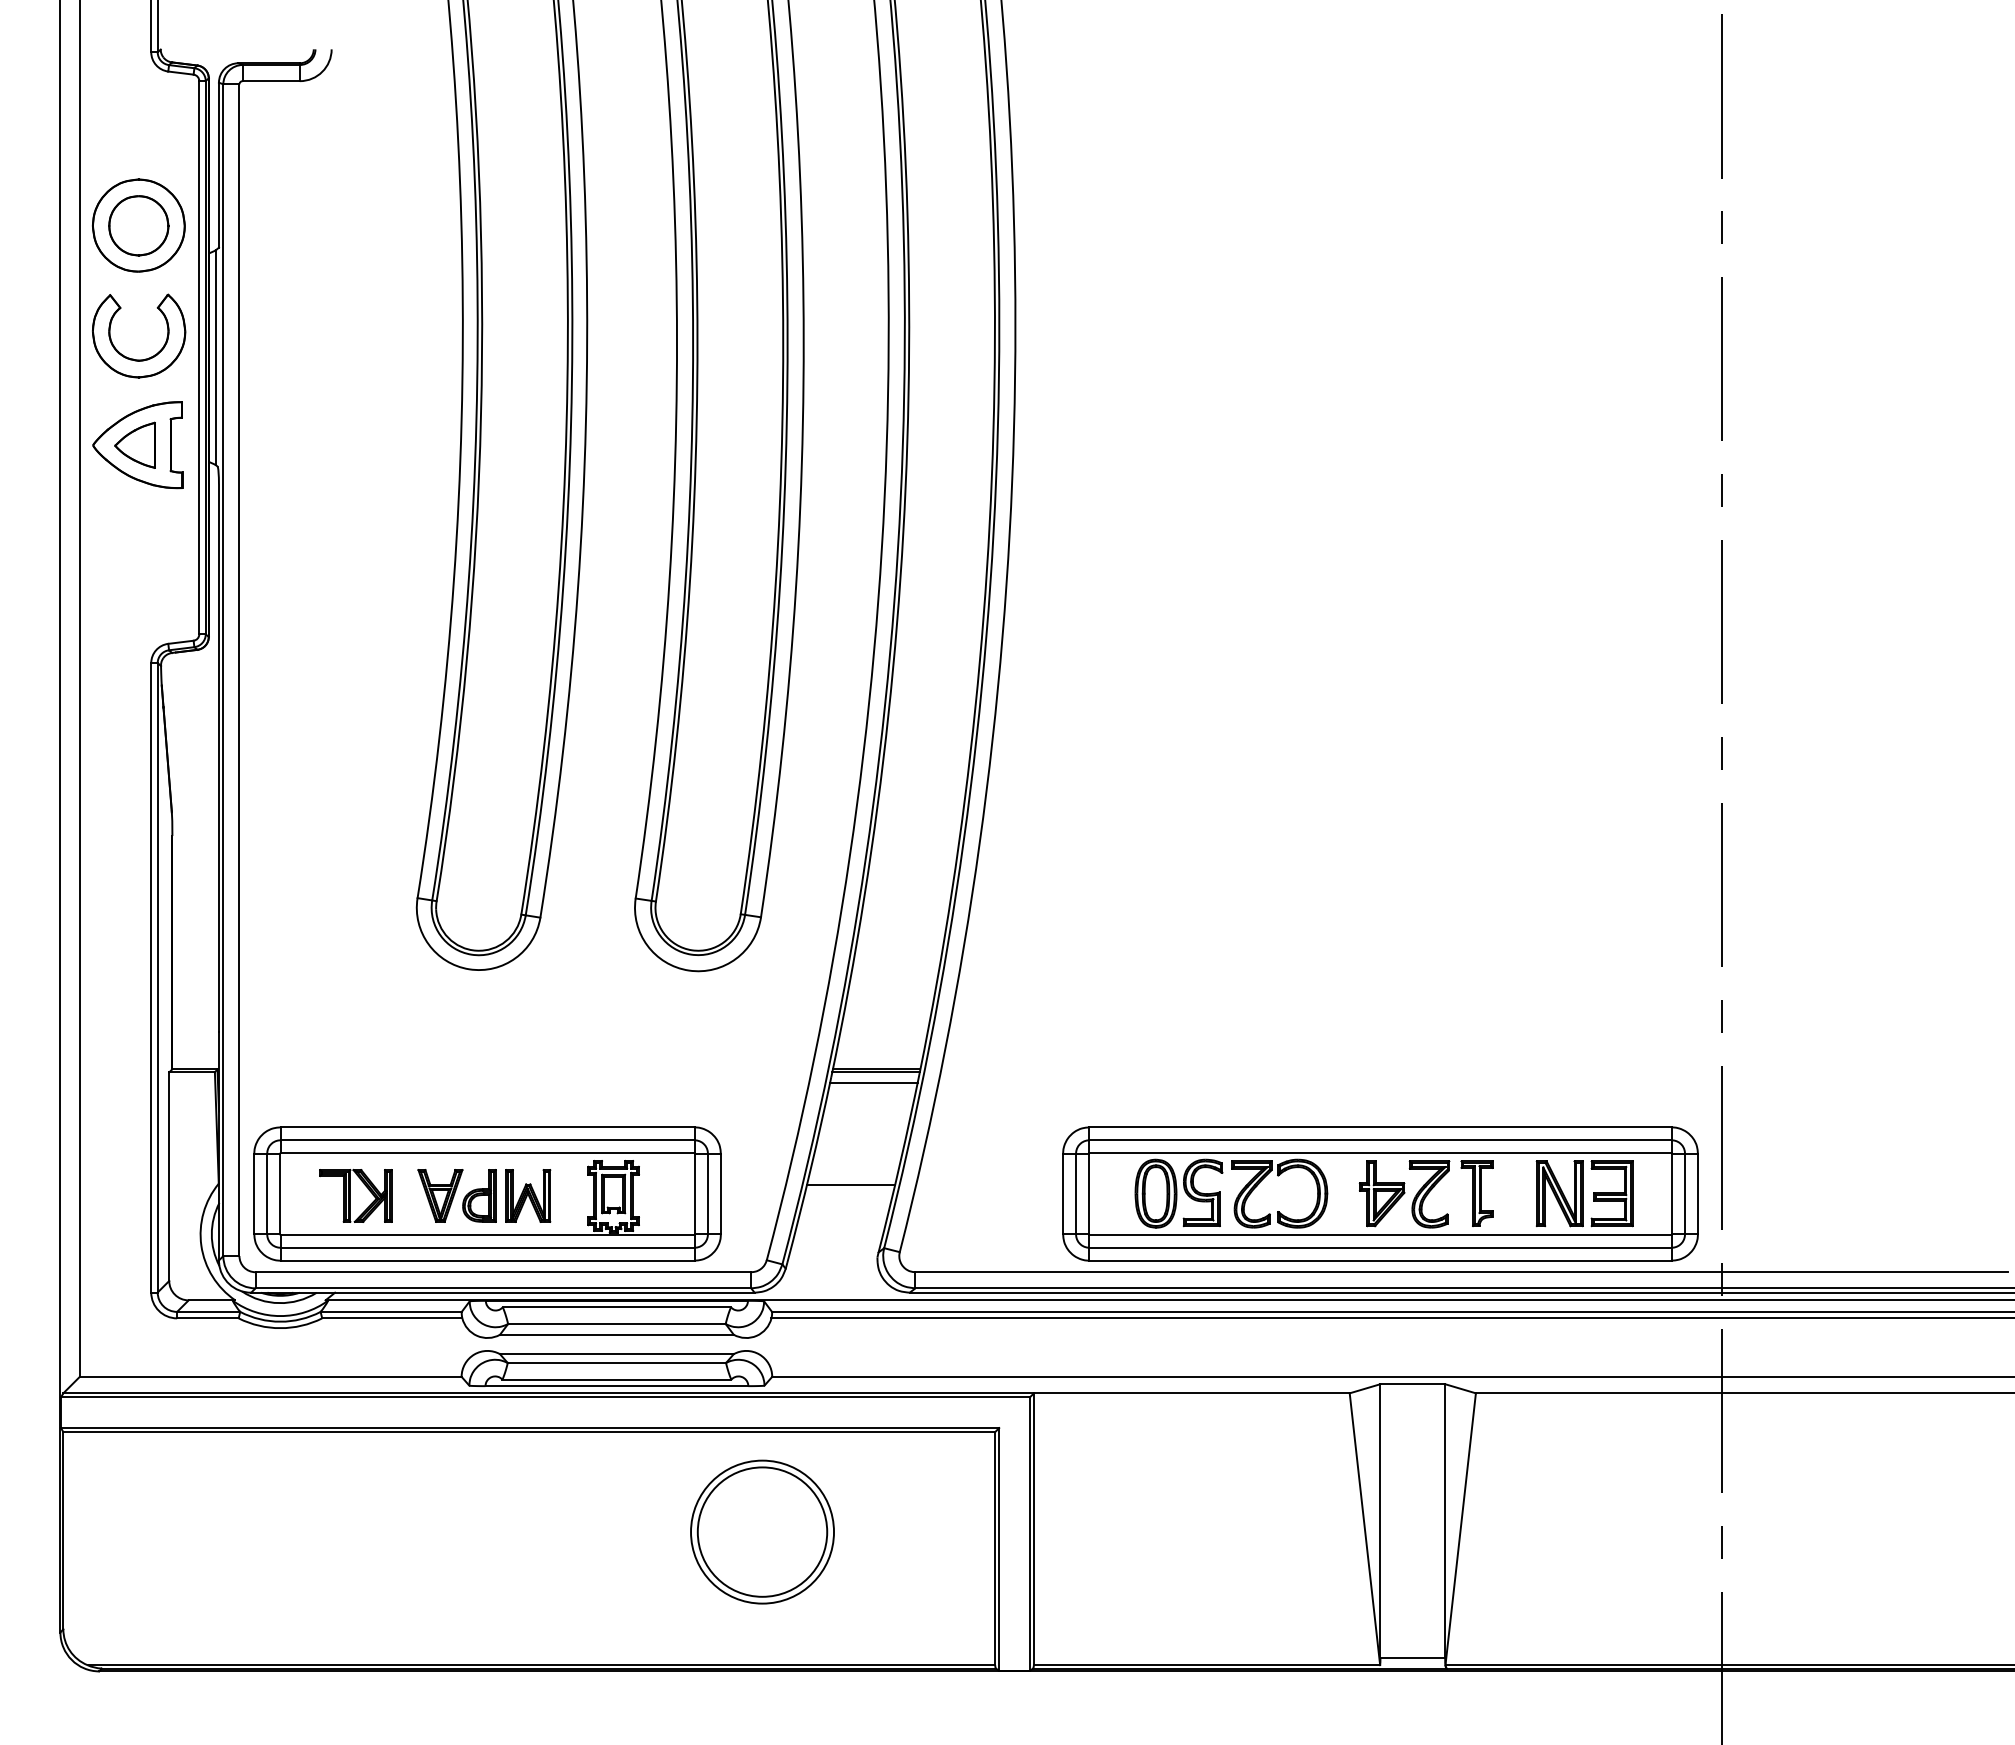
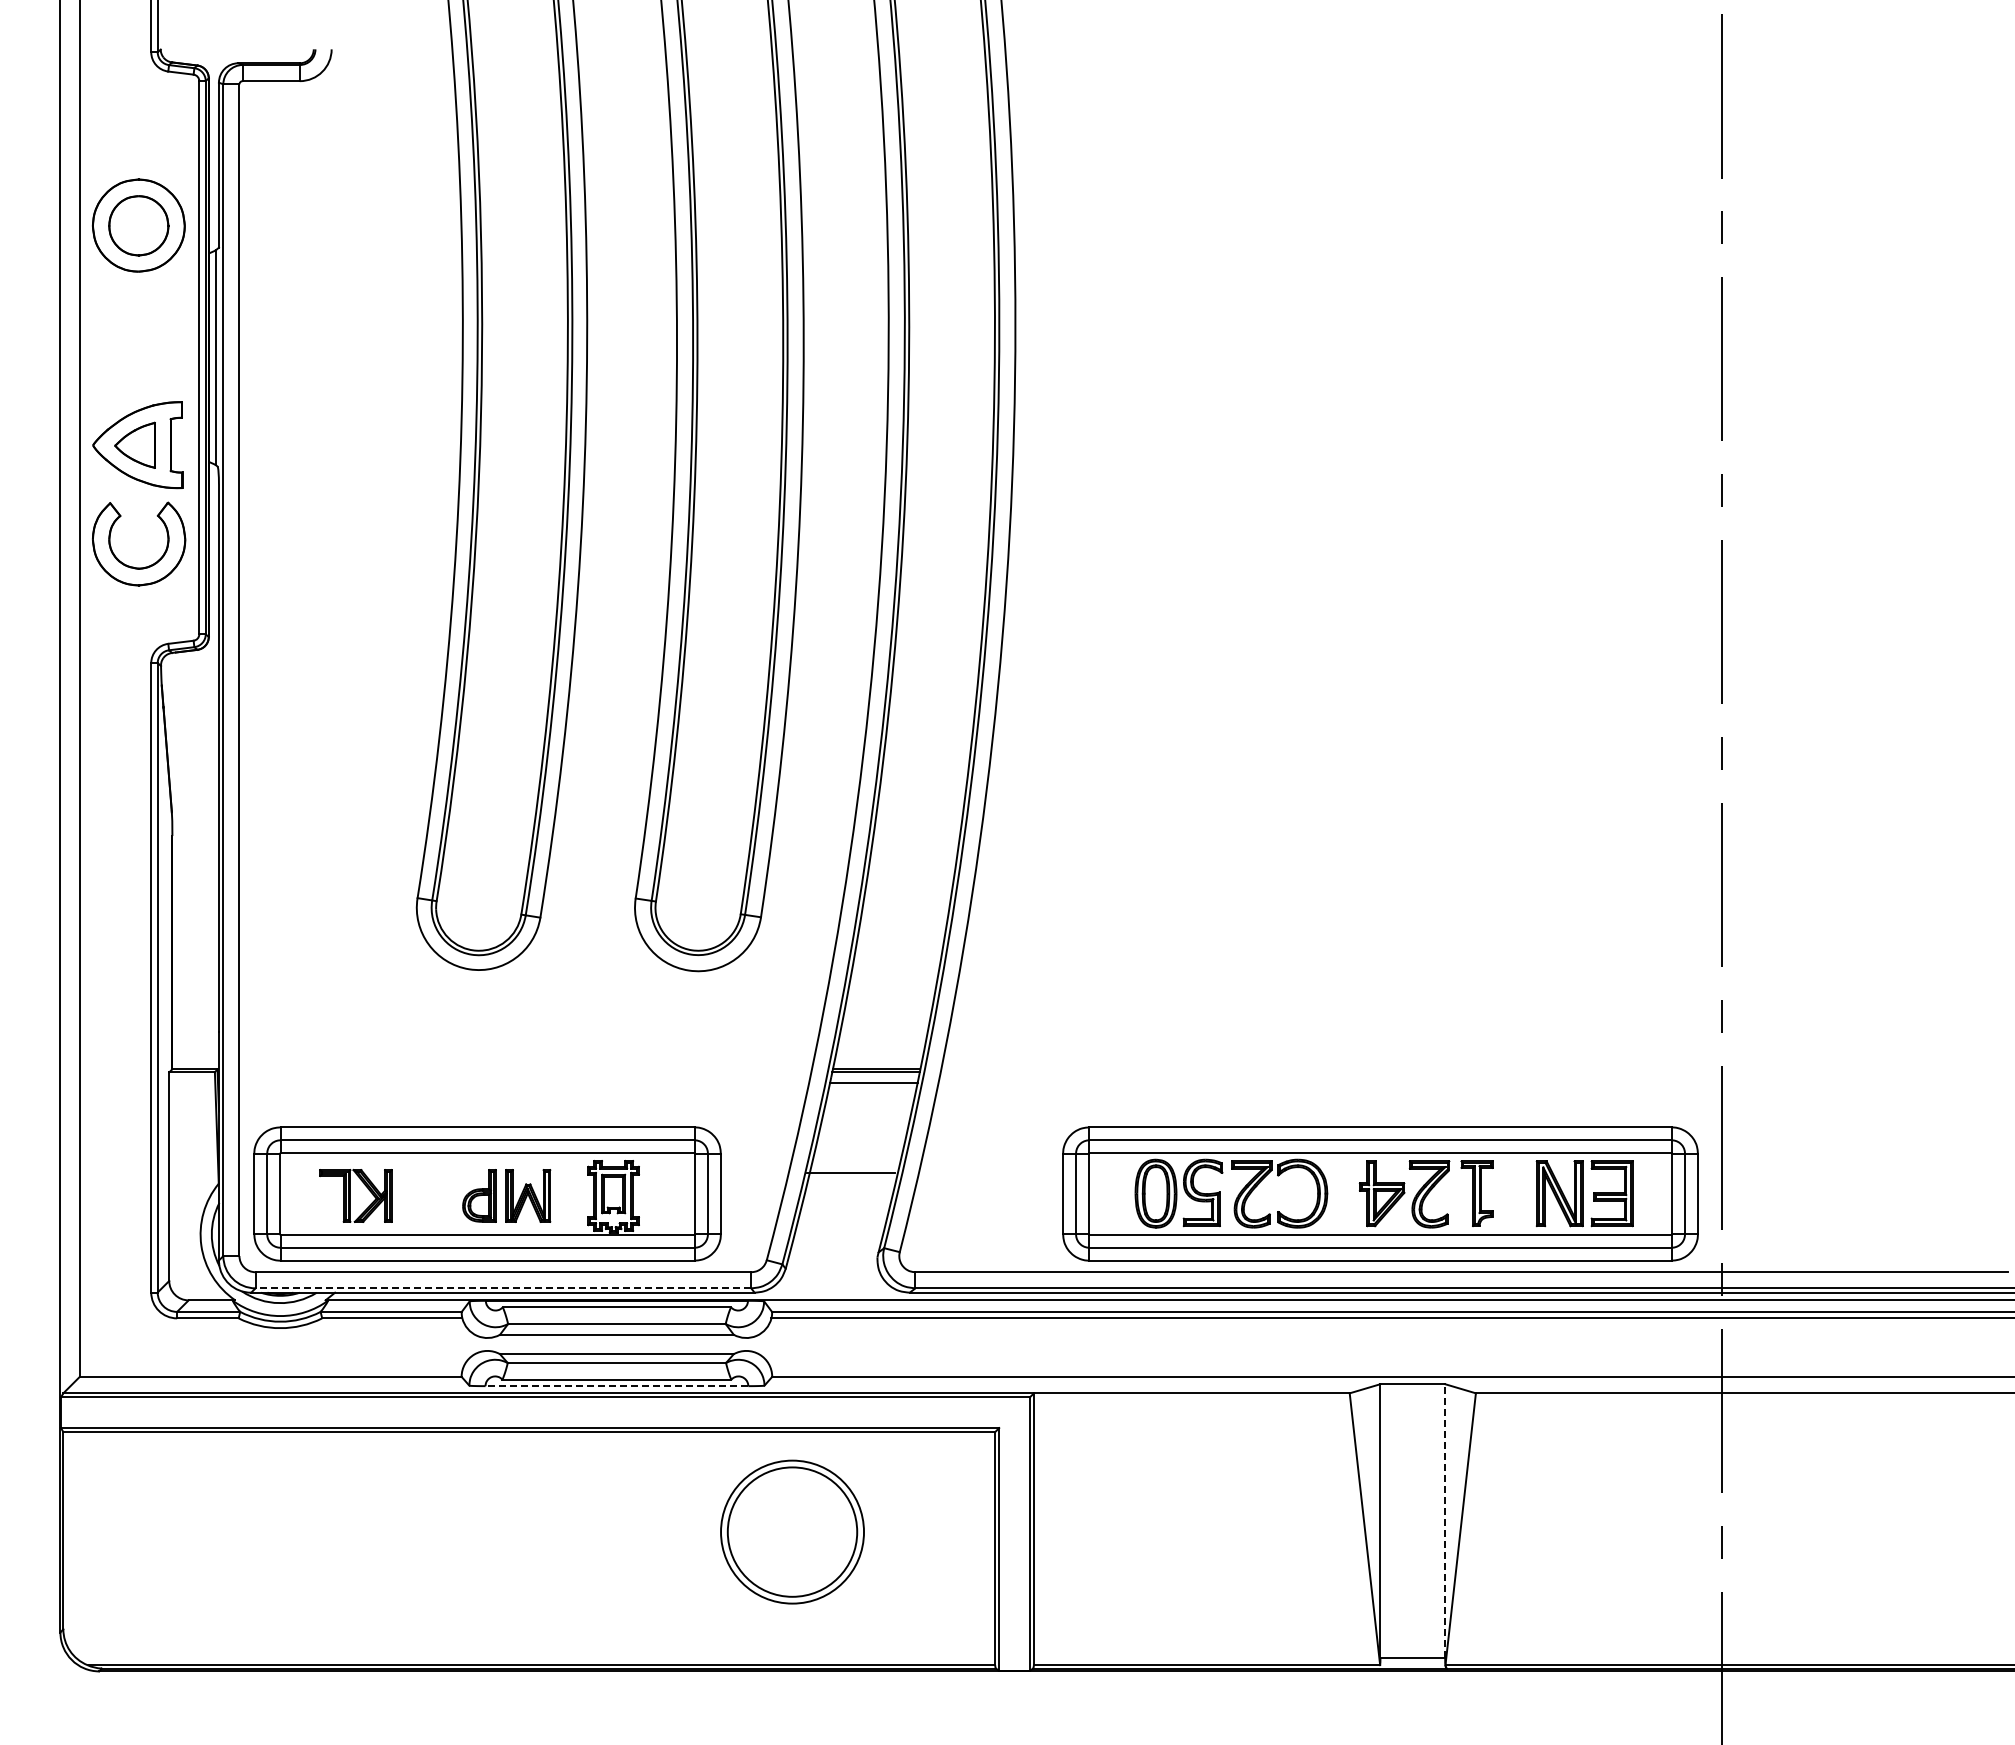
part position: (148, 357) -> (148, 565) (148, 565)
line position: (851, 1184) -> (851, 1172) (851, 1172)
part: present -> none (440, 1195)
line: solid -> dashed (503, 1288)
line: solid -> dashed (616, 1386)
line: solid -> dashed (1445, 1521)
part position: (762, 1531) -> (792, 1531) (792, 1531)
